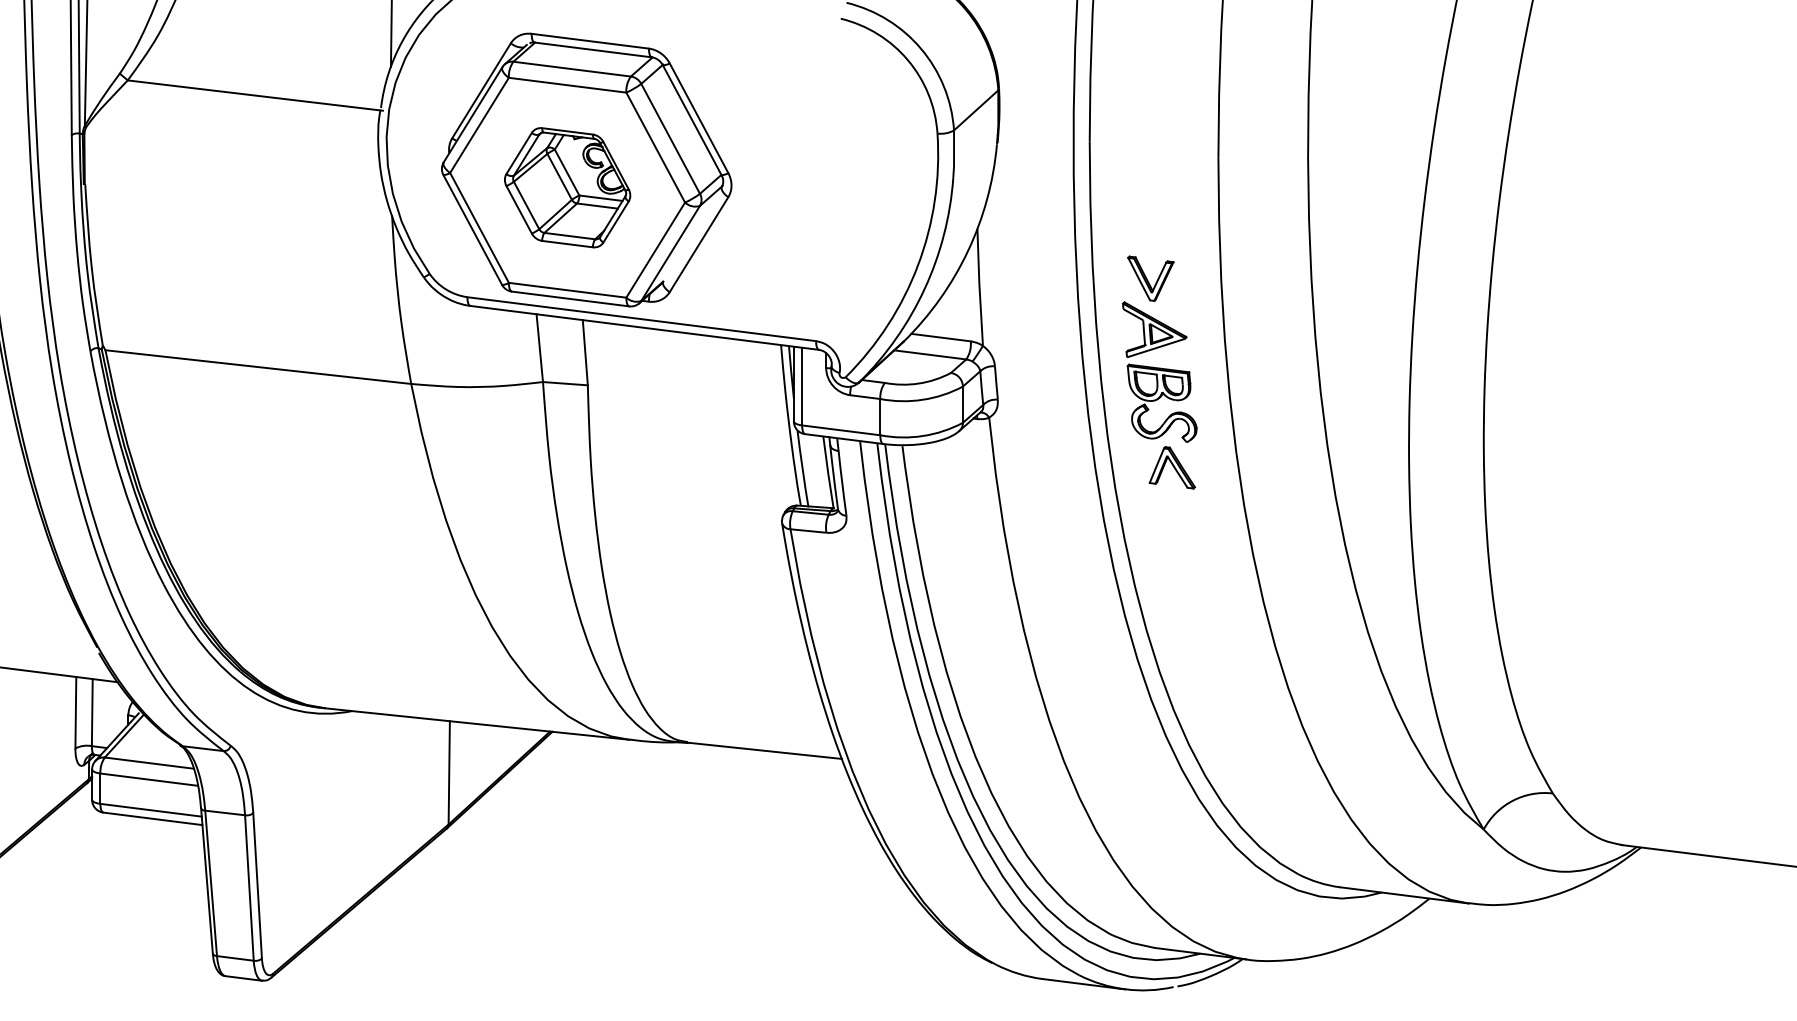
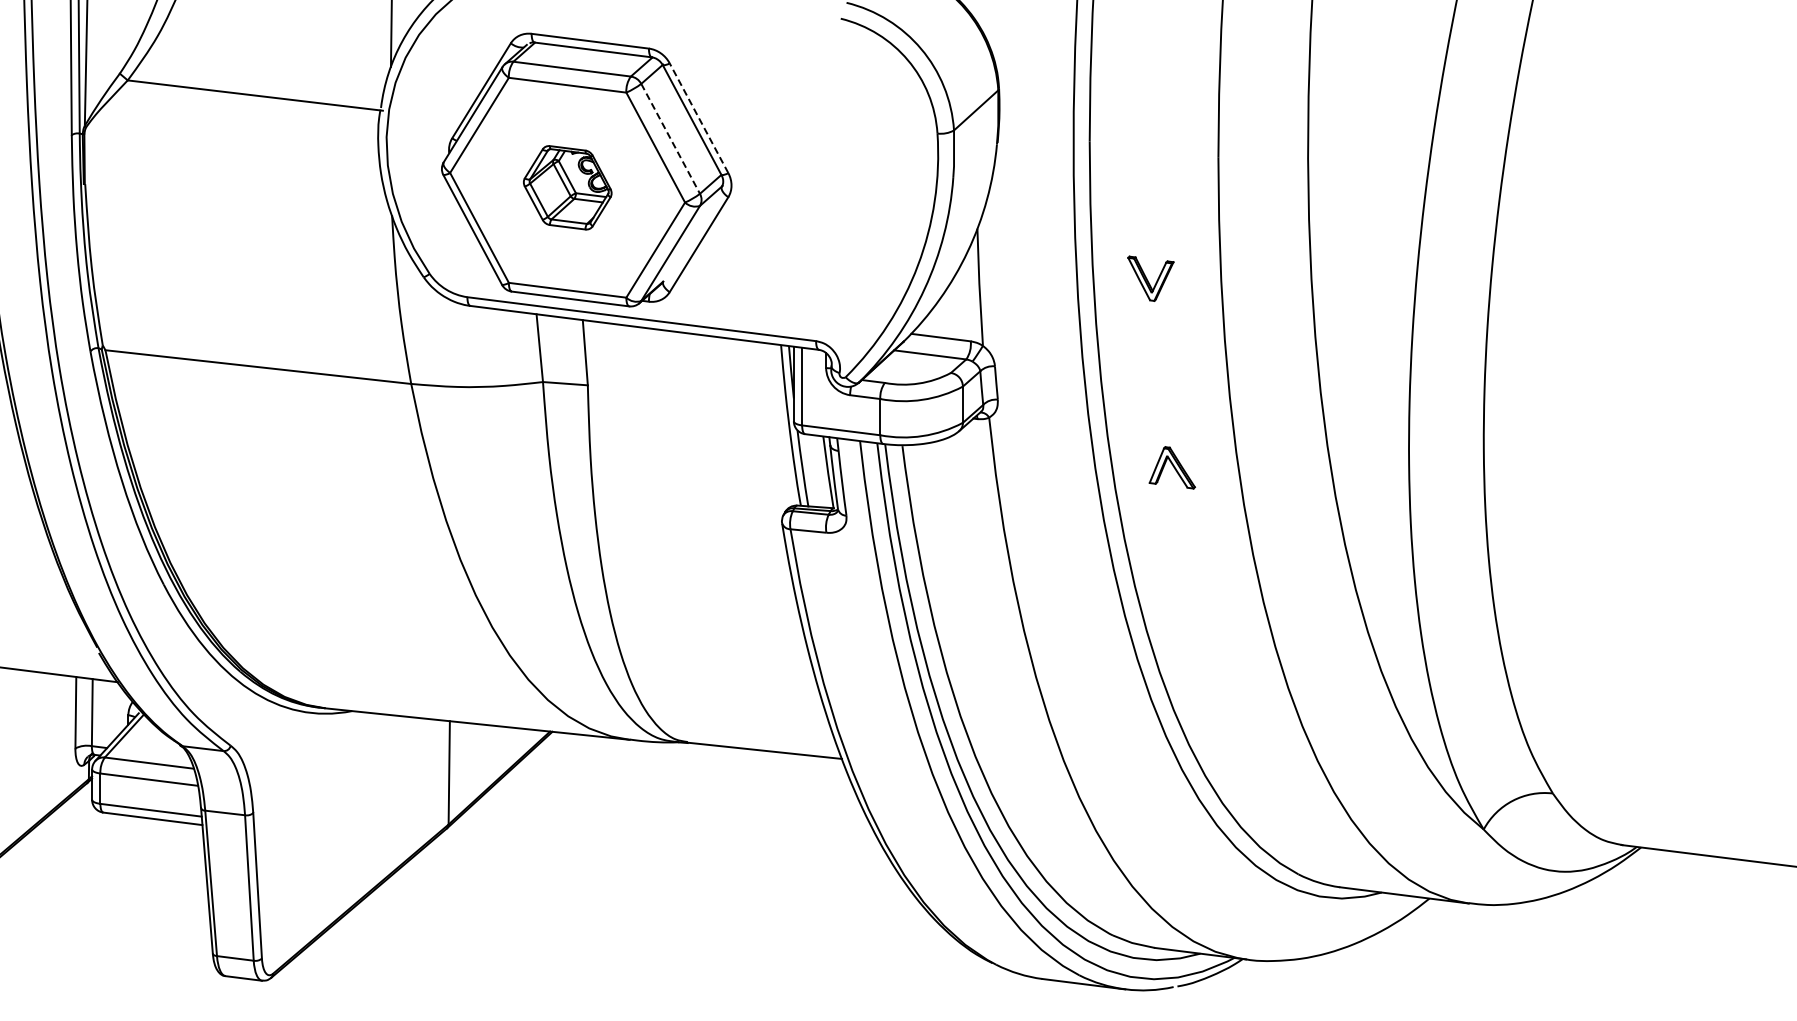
line: solid -> dashed (698, 117)
line: solid -> dashed (670, 139)
part size: 128x122 px -> 90x86 px (567, 187)
part: present -> none (1159, 371)
